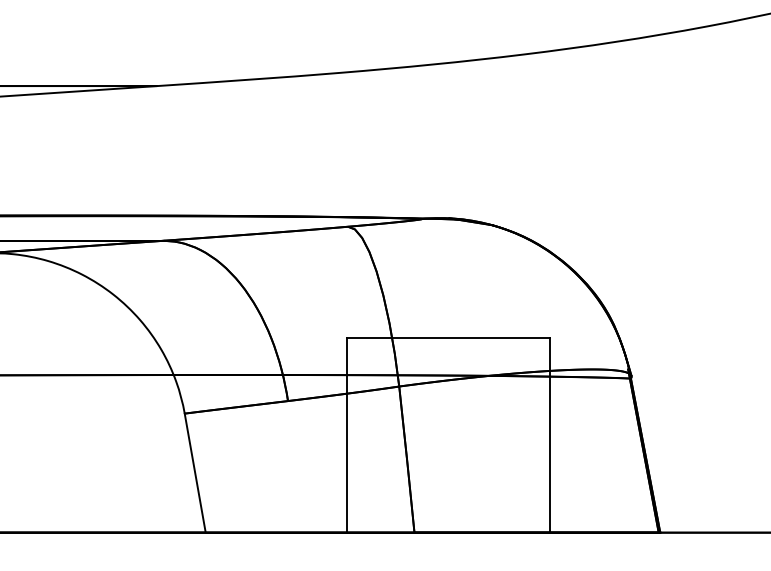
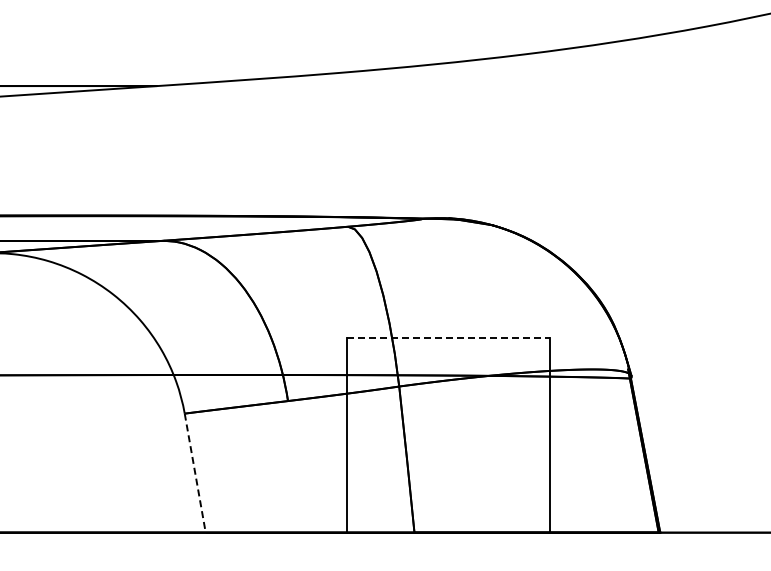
line: solid -> dashed (448, 338)
line: solid -> dashed (195, 473)
